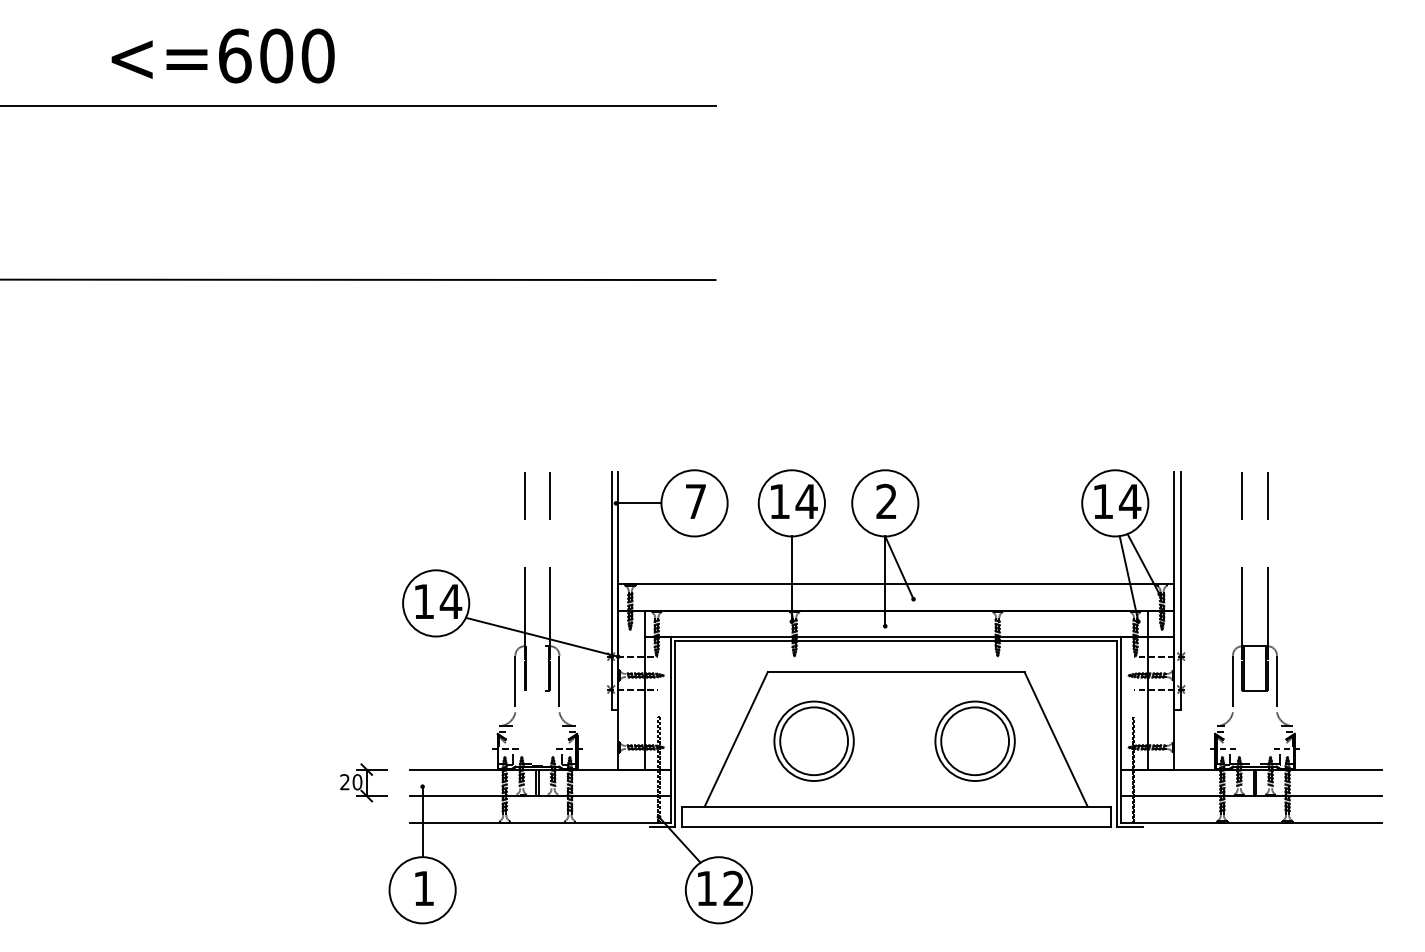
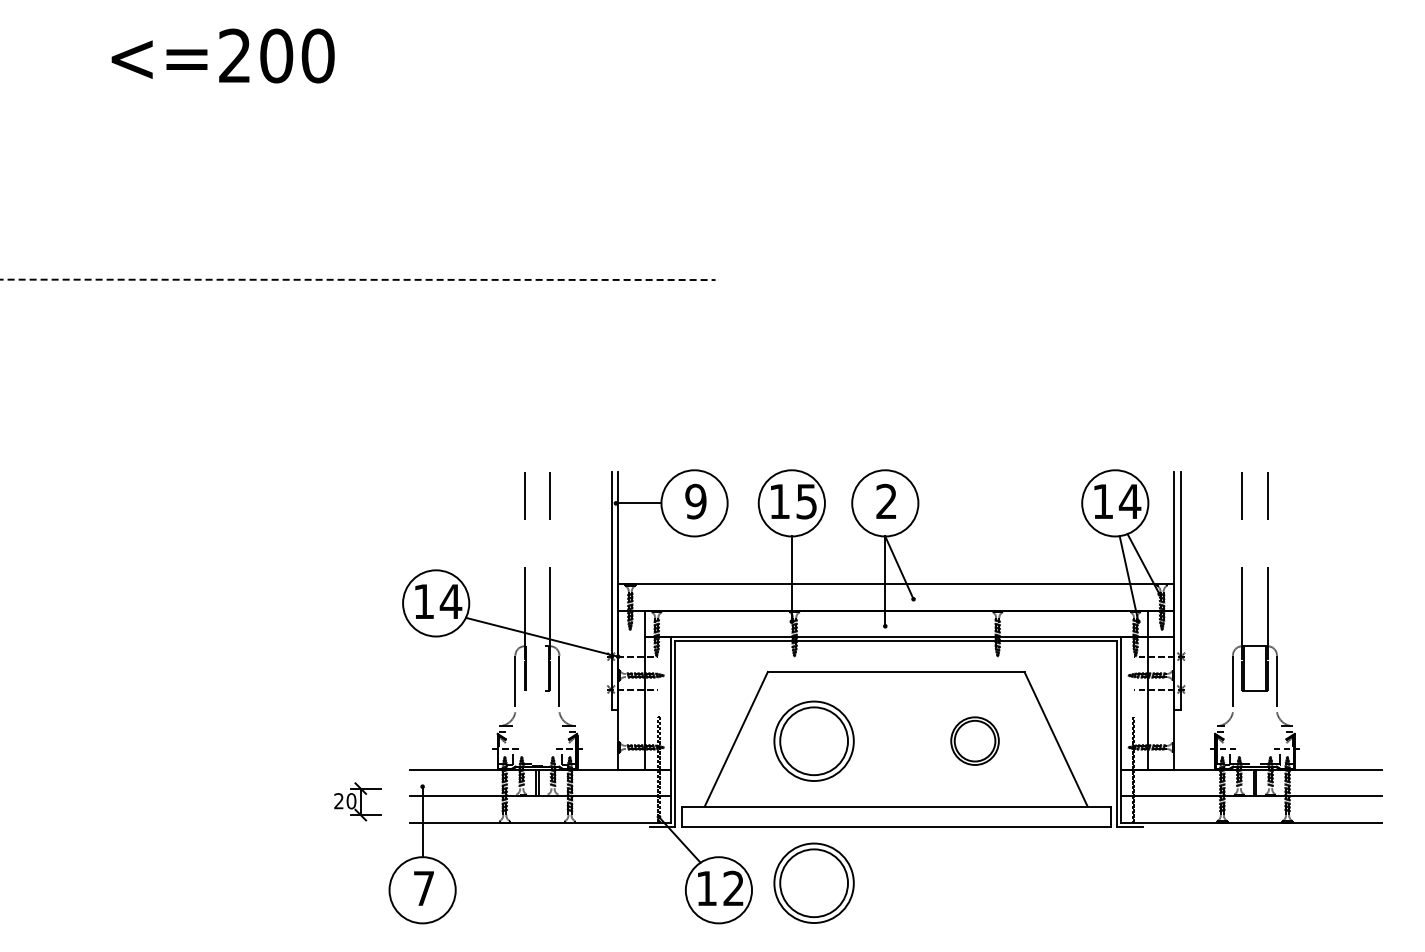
text: <=600 -> <=200 (235, 55)
line: present -> none (358, 106)
line: solid -> dashed (358, 279)
text: 7 -> 9 (695, 501)
text: 14 -> 15 (806, 501)
part size: 82x82 px -> 50x50 px (974, 740)
part position: (363, 782) -> (357, 801) (357, 801)
part: none -> present (813, 882)
text: 1 -> 7 (423, 888)
